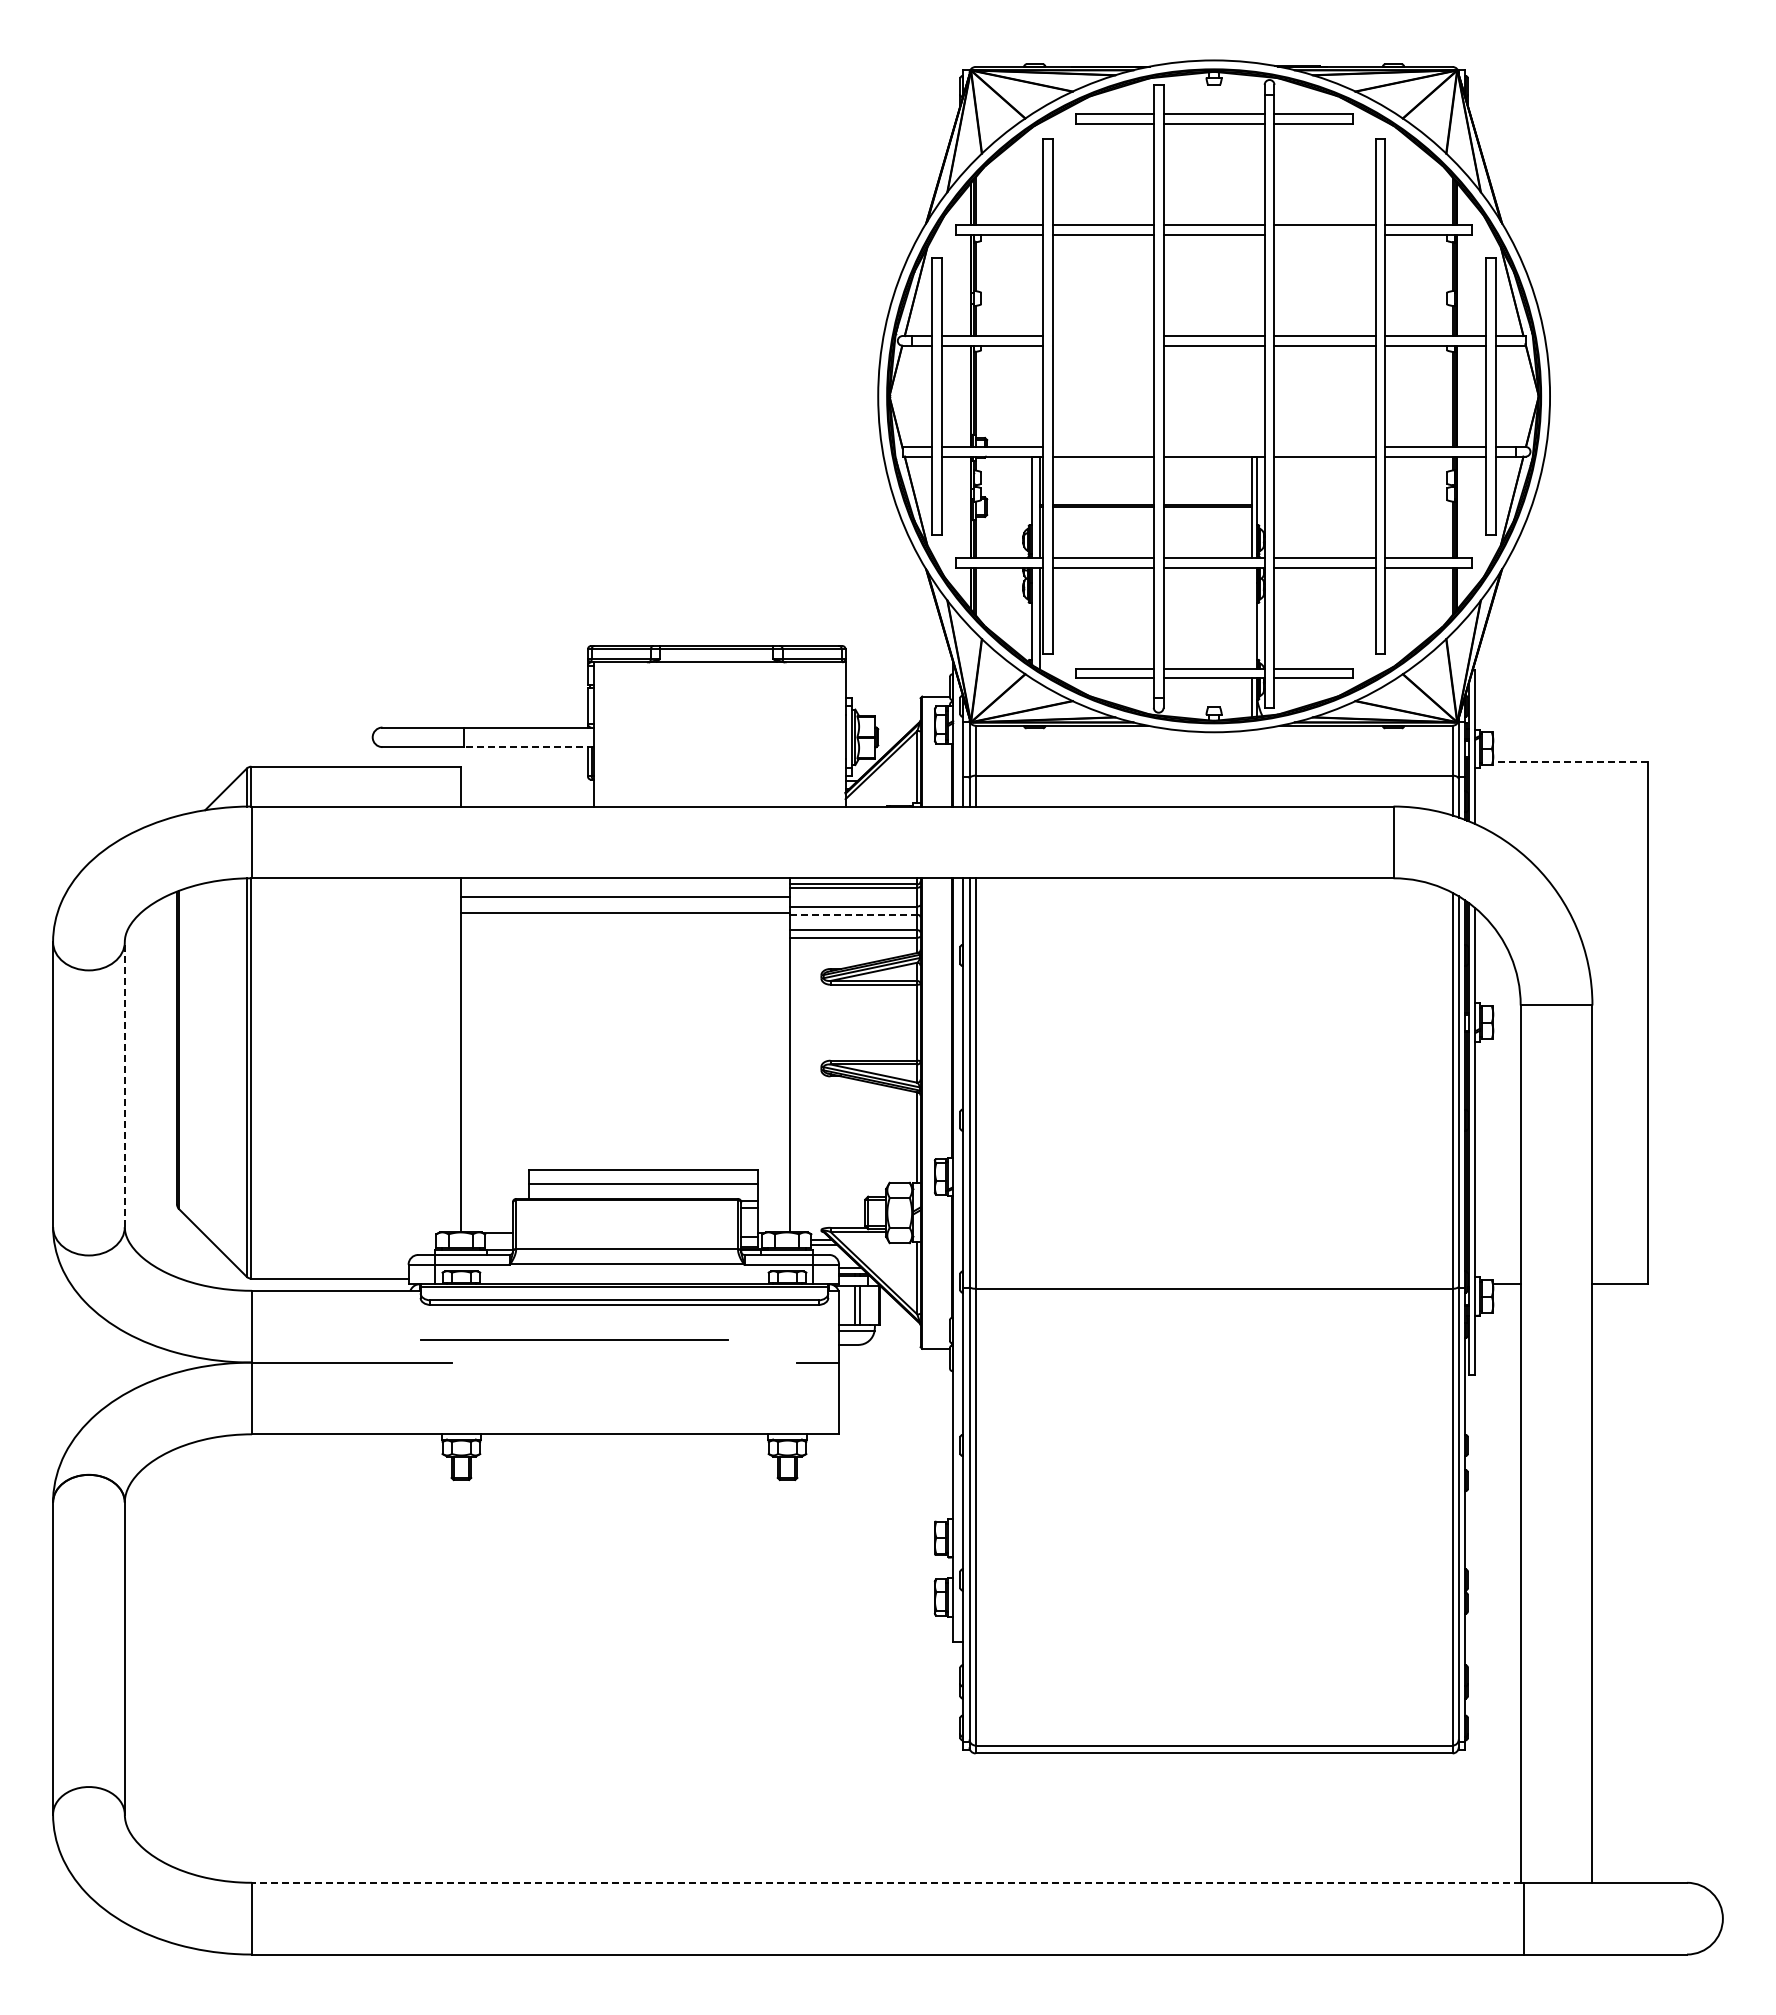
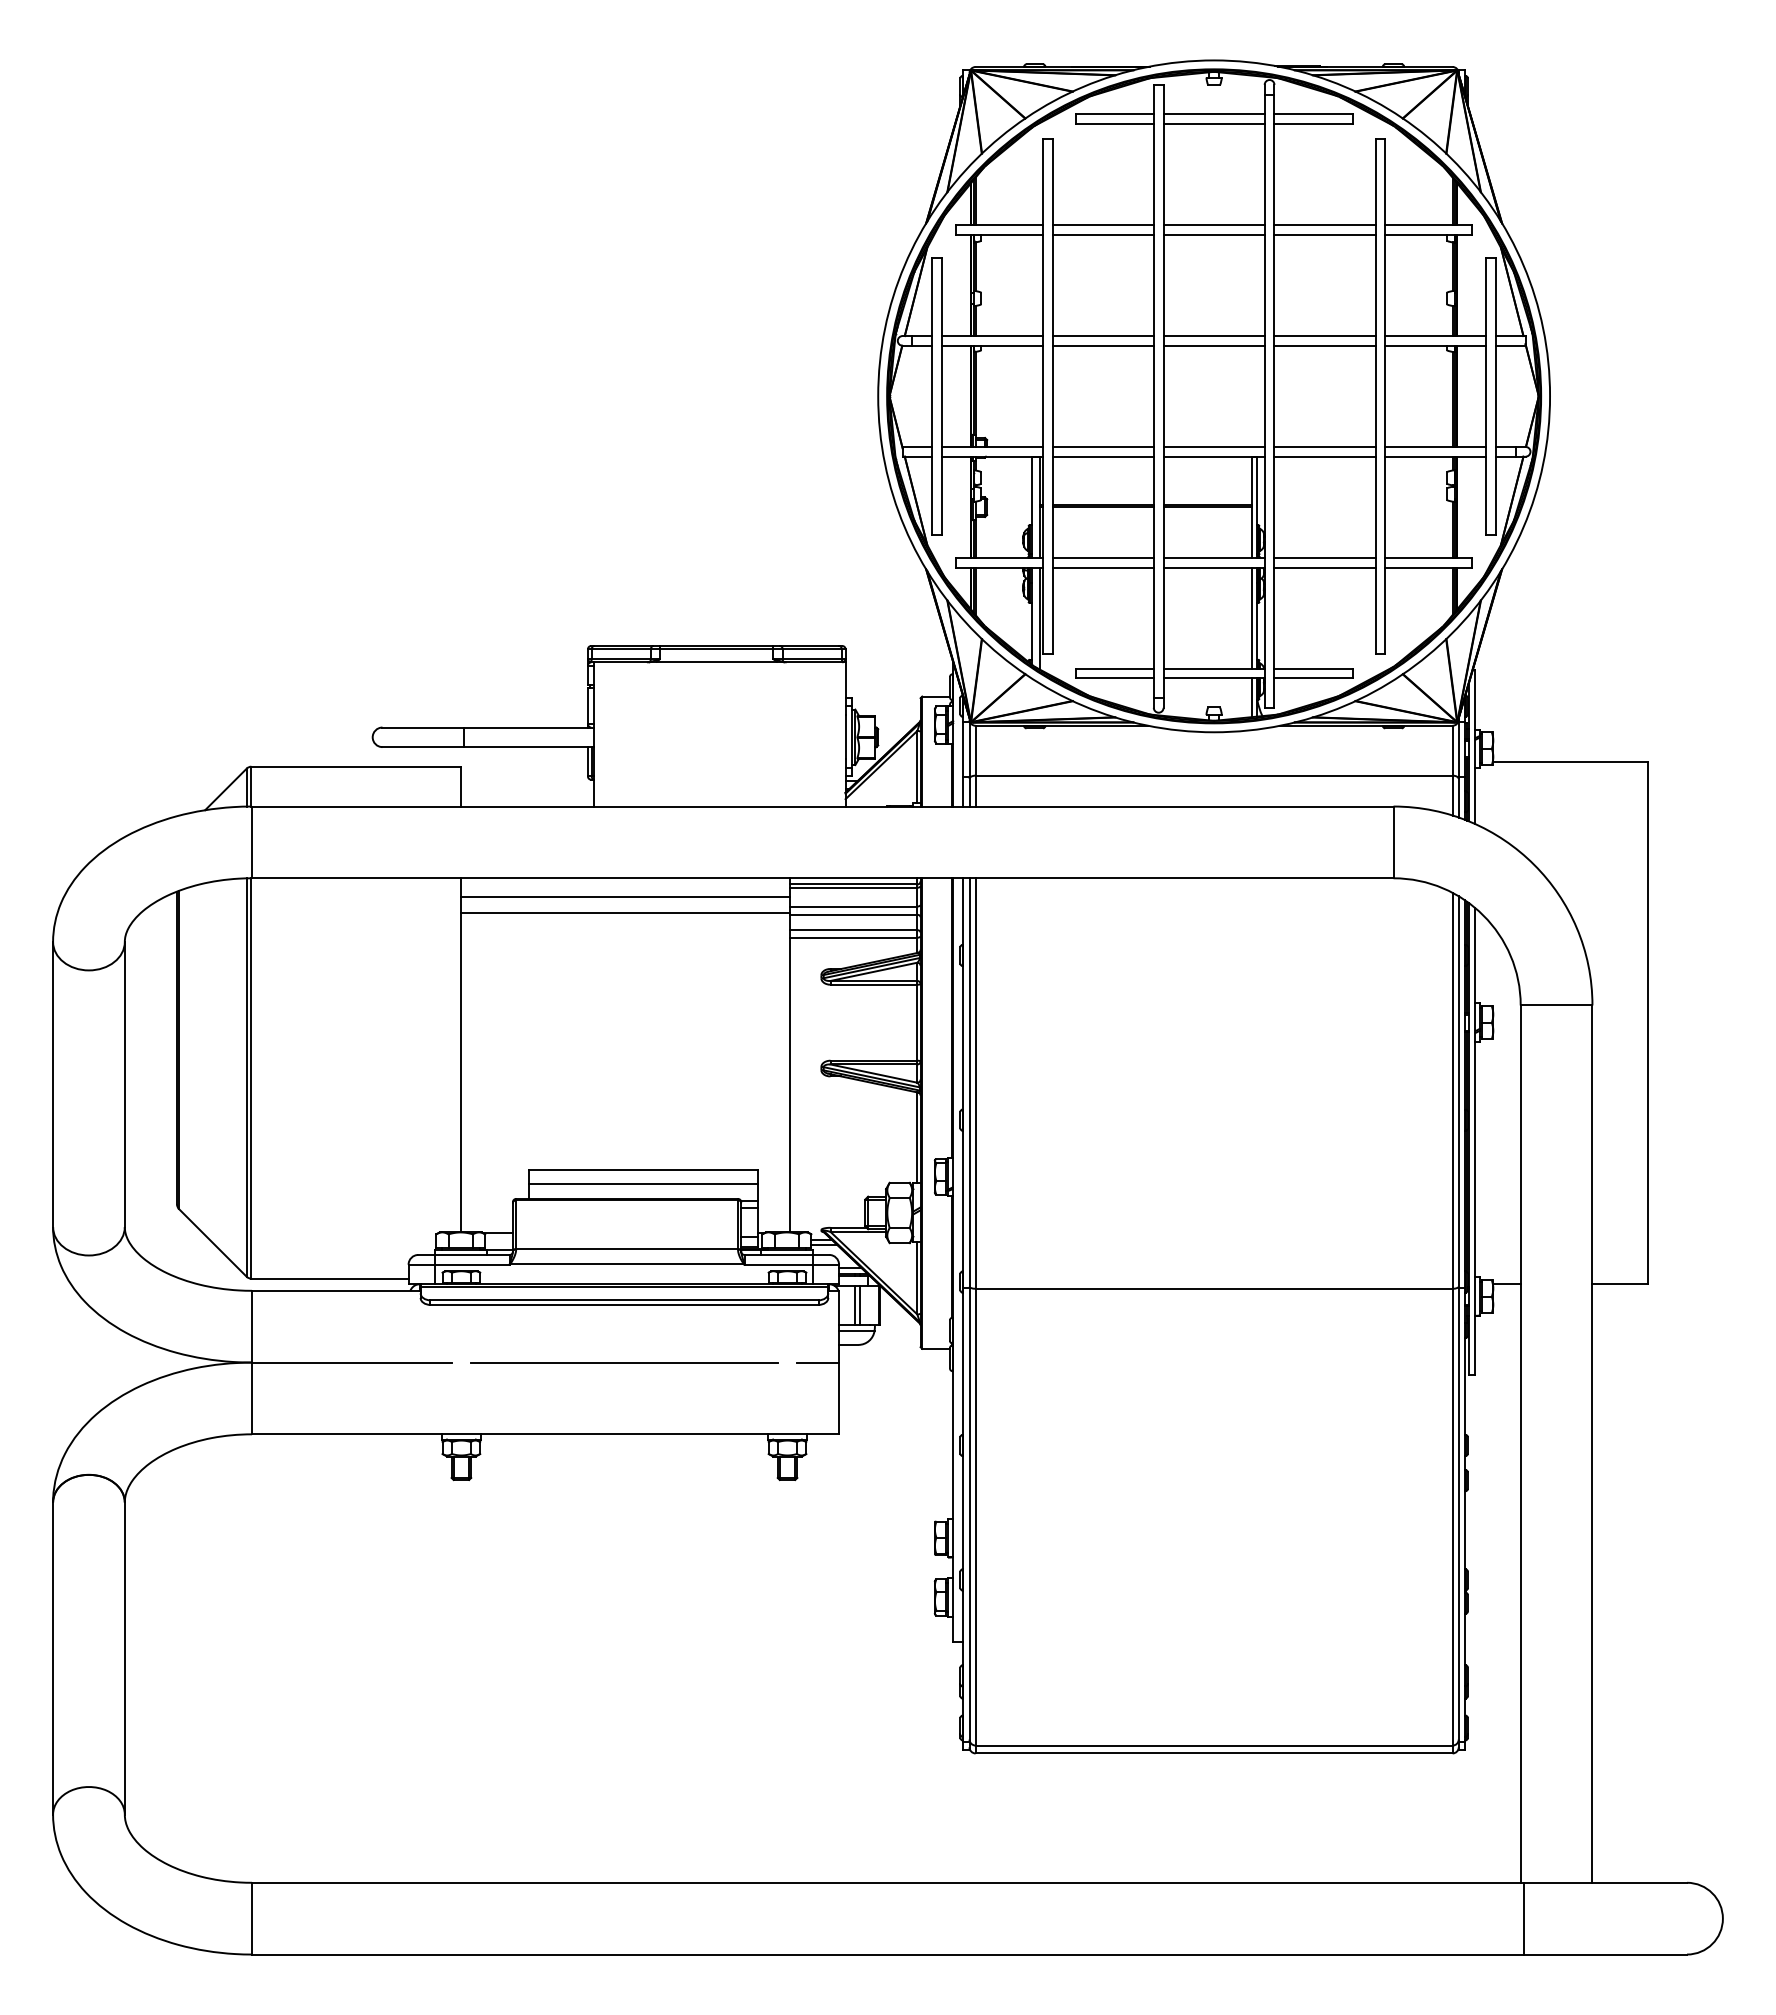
line: none -> present (1324, 234)
line: none -> present (1102, 336)
line: none -> present (1102, 345)
line: none -> present (1102, 446)
line: none -> present (1213, 446)
line: none -> present (1324, 446)
line: none -> present (1251, 617)
line: dashed -> solid (528, 747)
line: dashed -> solid (1570, 761)
line: dashed -> solid (853, 914)
line: dashed -> solid (124, 1084)
line position: (574, 1339) -> (624, 1362) (624, 1362)
line: dashed -> solid (885, 1882)
